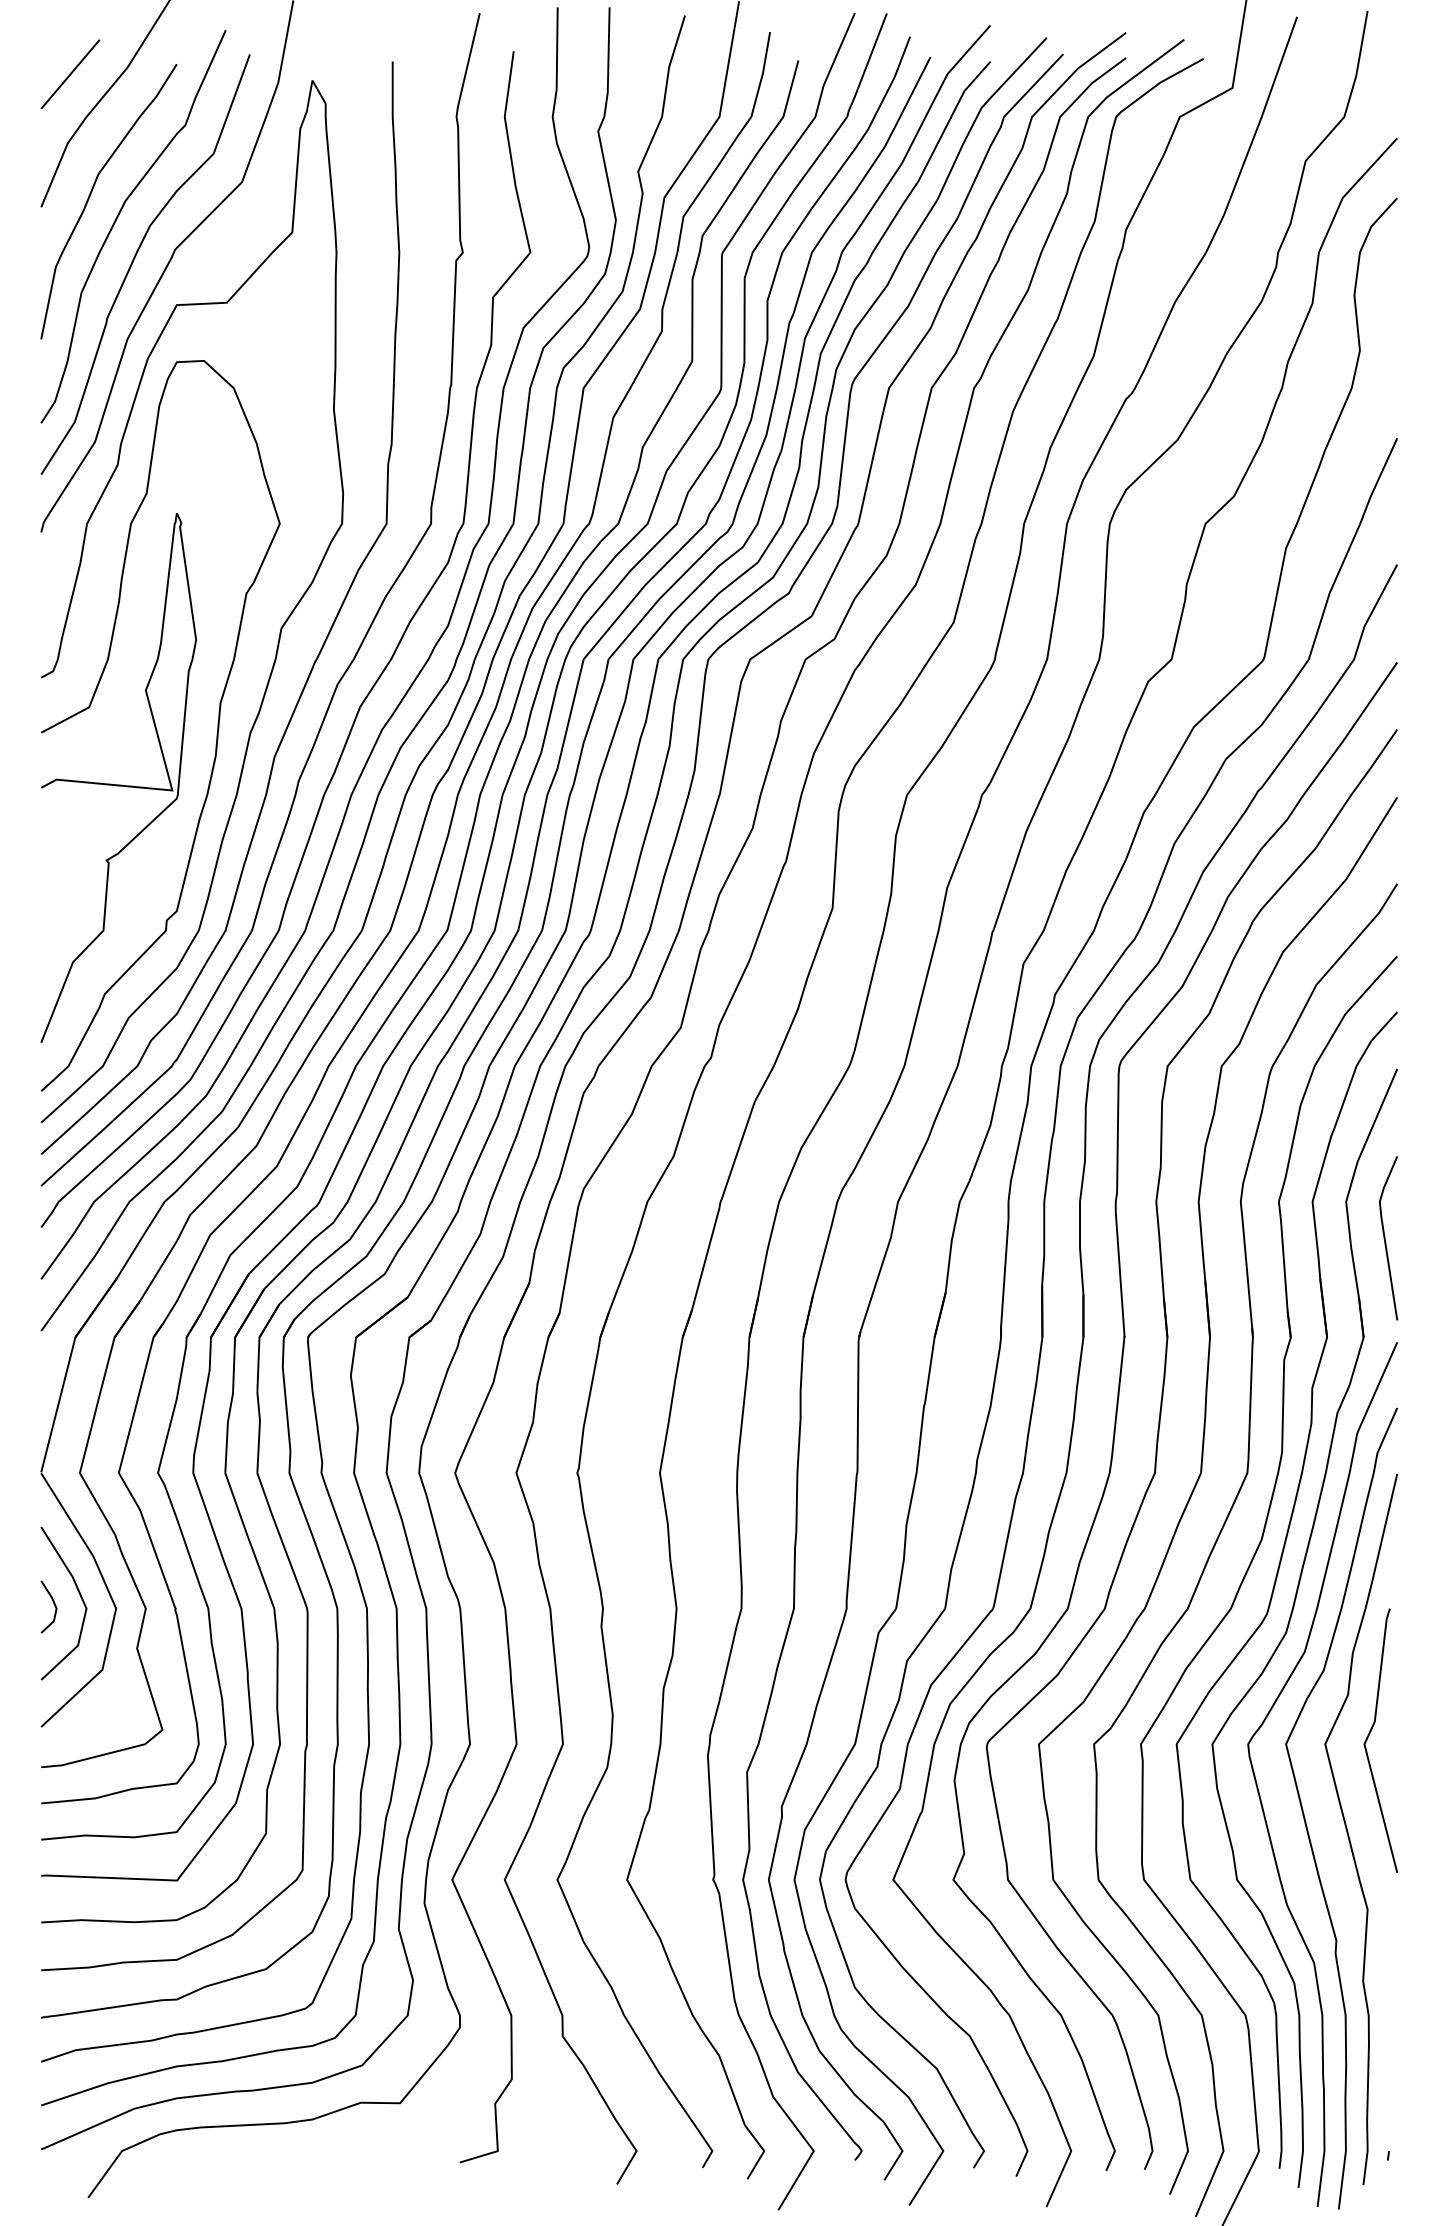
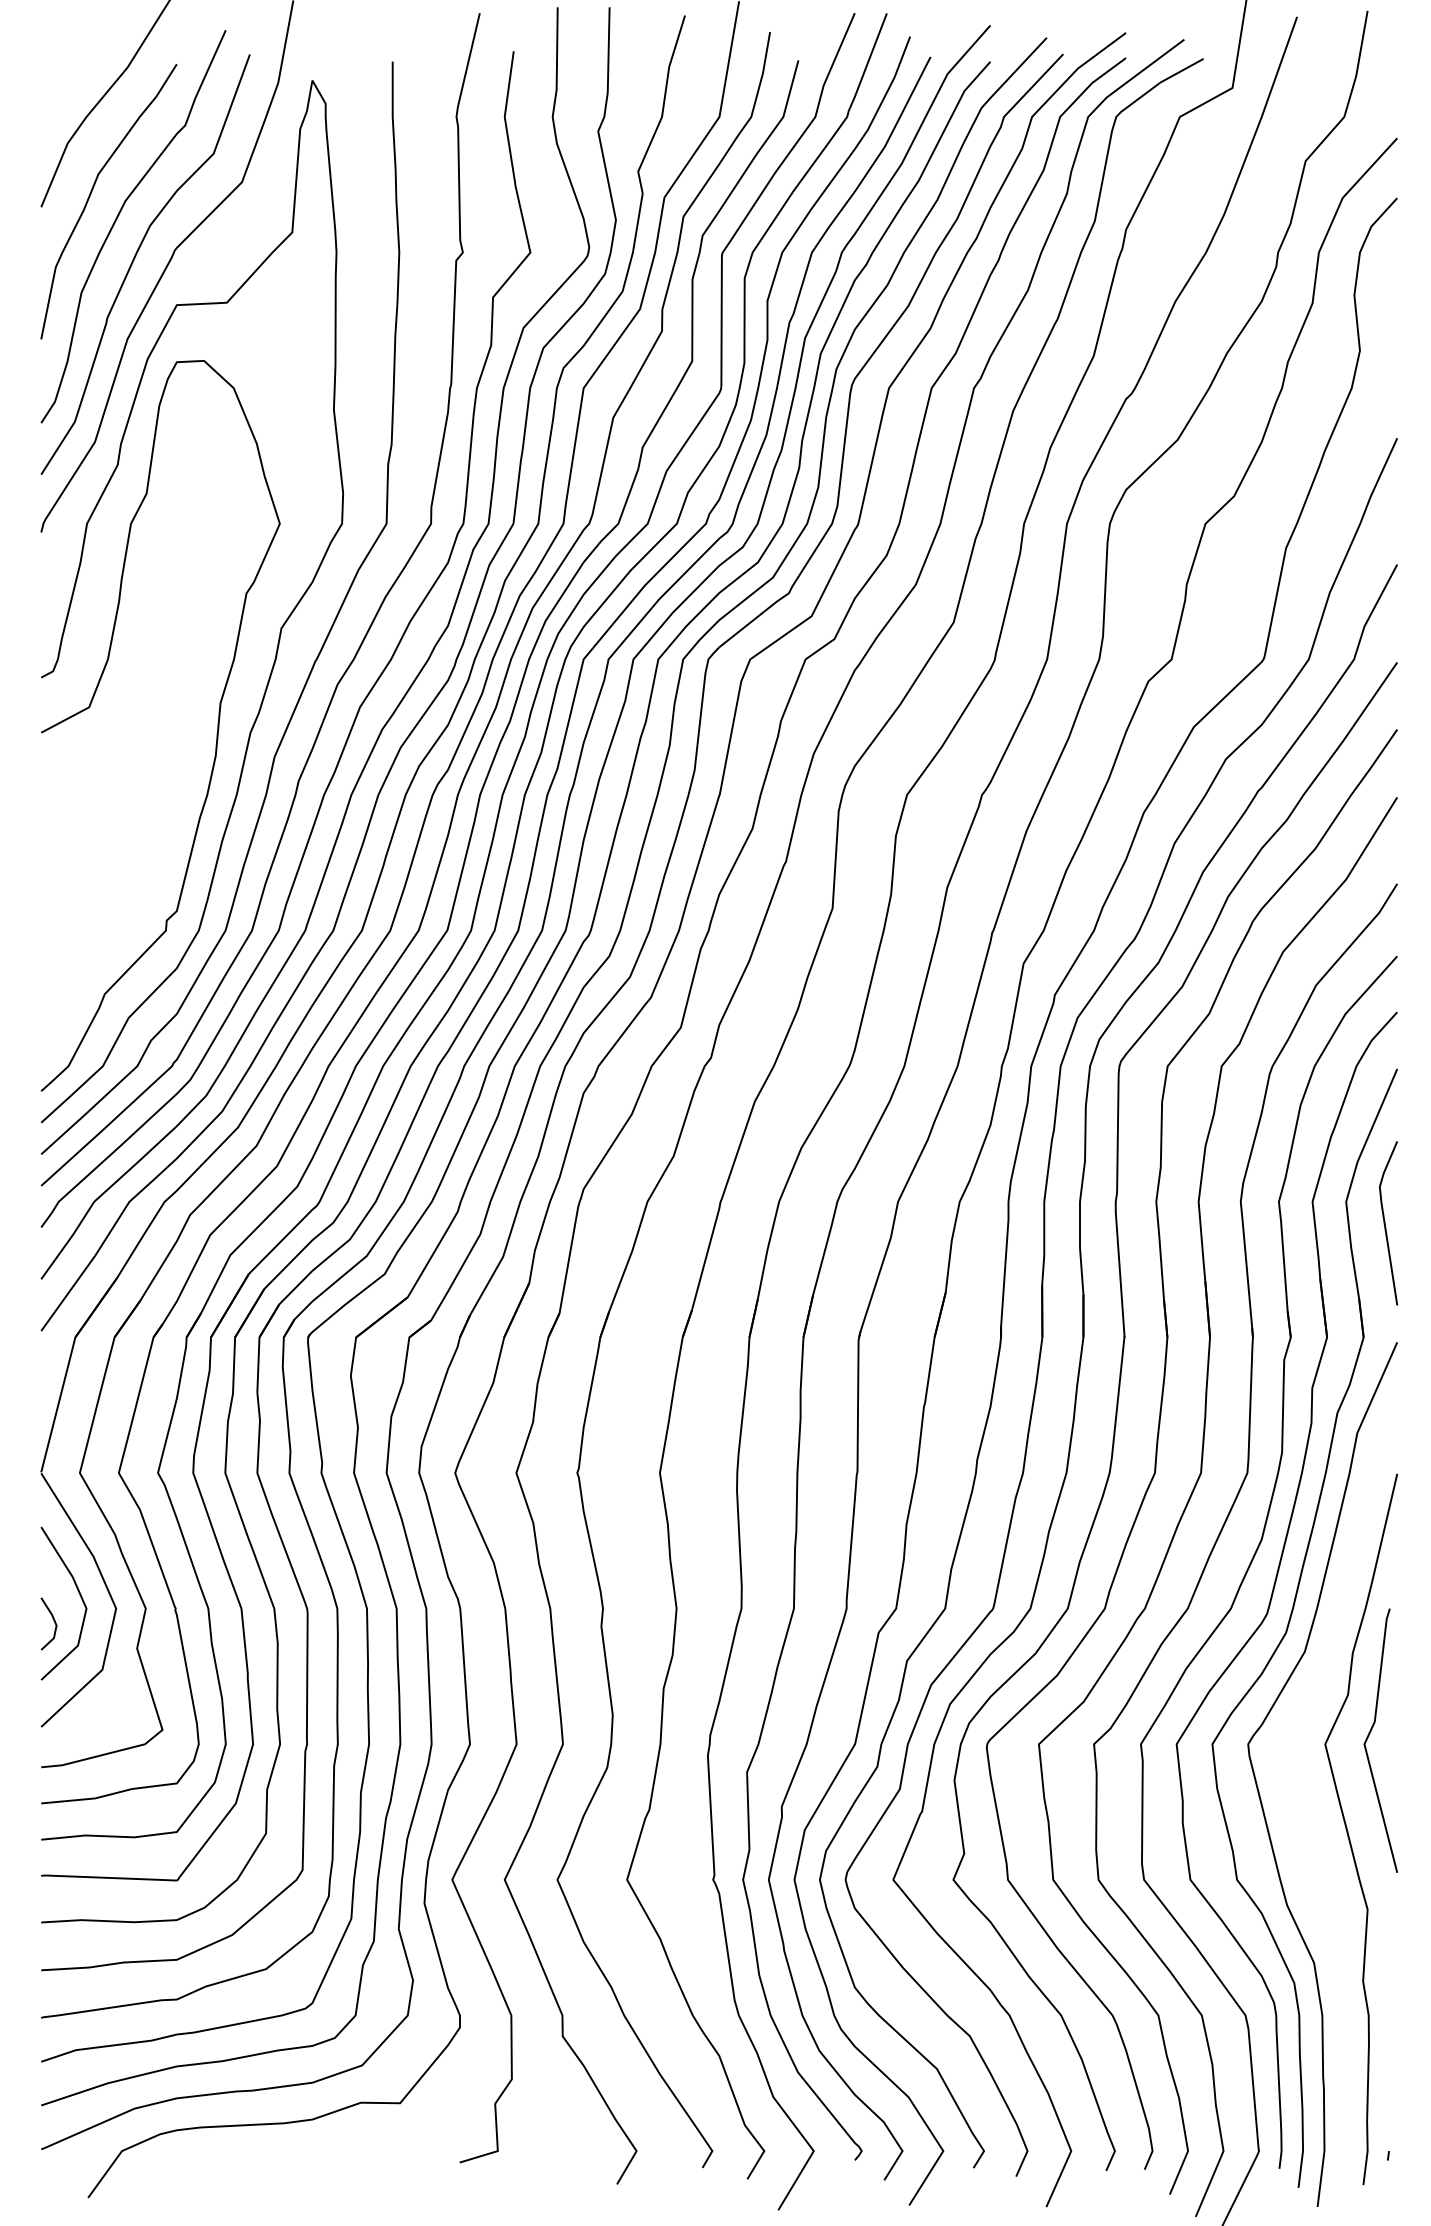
line: present -> none (70, 74)
curve: present -> none (118, 784)
line position: (1385, 1238) -> (1385, 1223) (1385, 1223)
line position: (53, 1604) -> (53, 1621) (53, 1621)
curve: present -> none (1305, 1817)
